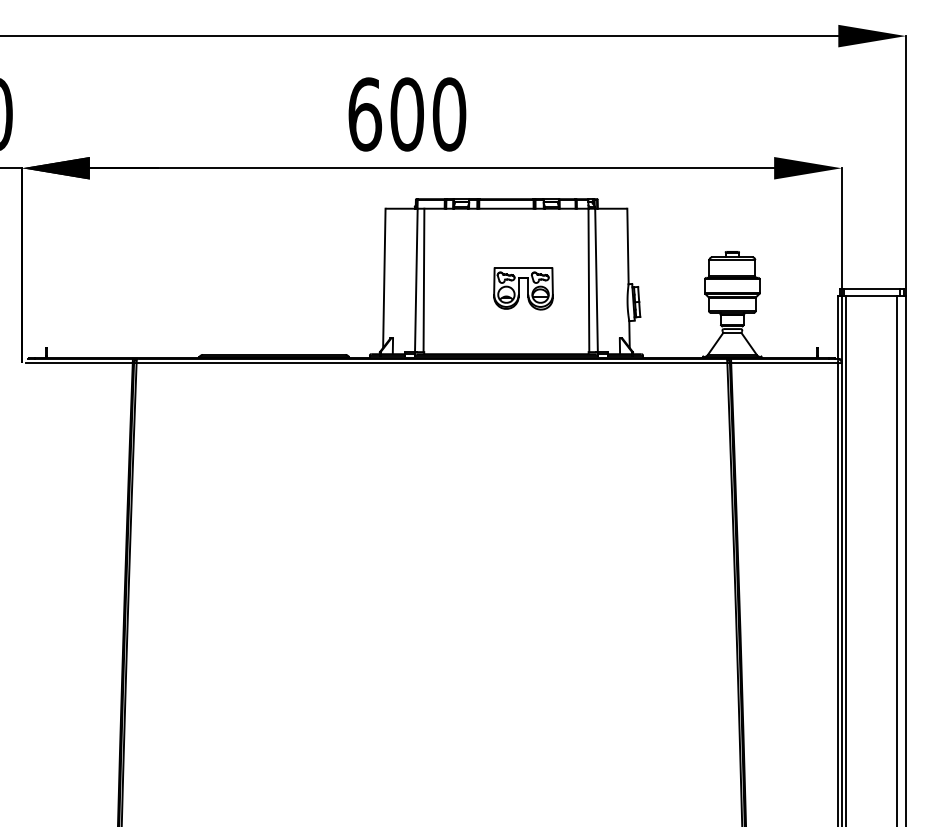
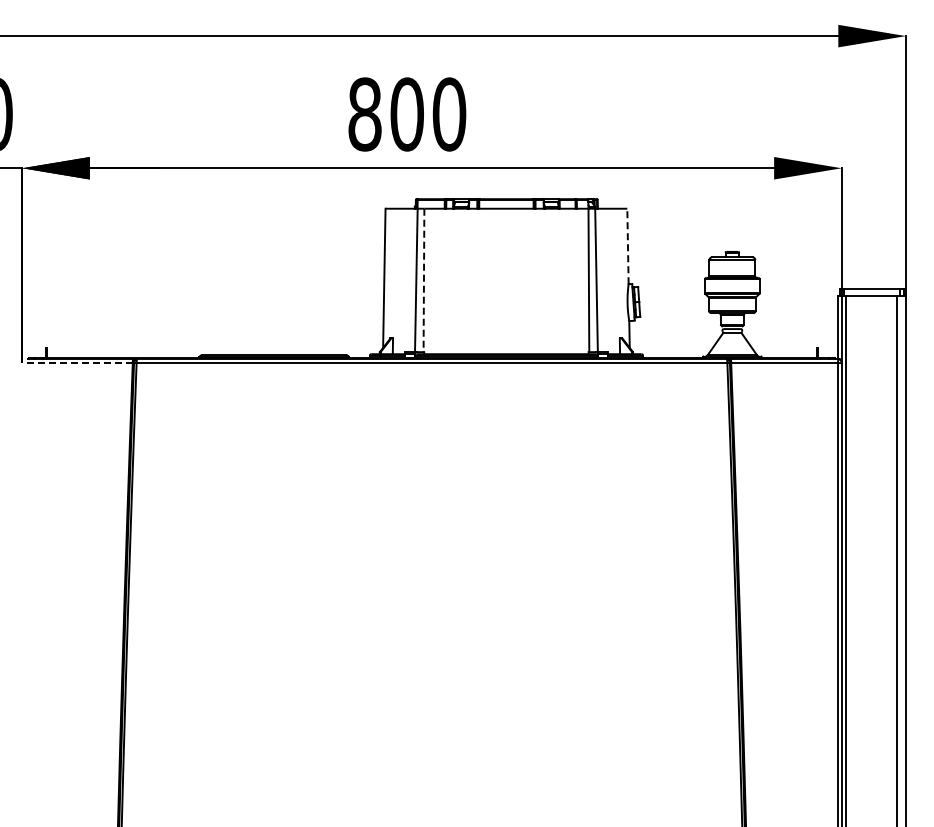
text: 600 -> 800 (364, 114)
line: solid -> dashed (627, 246)
line: solid -> dashed (423, 280)
part: present -> none (523, 288)
line: solid -> dashed (78, 363)
